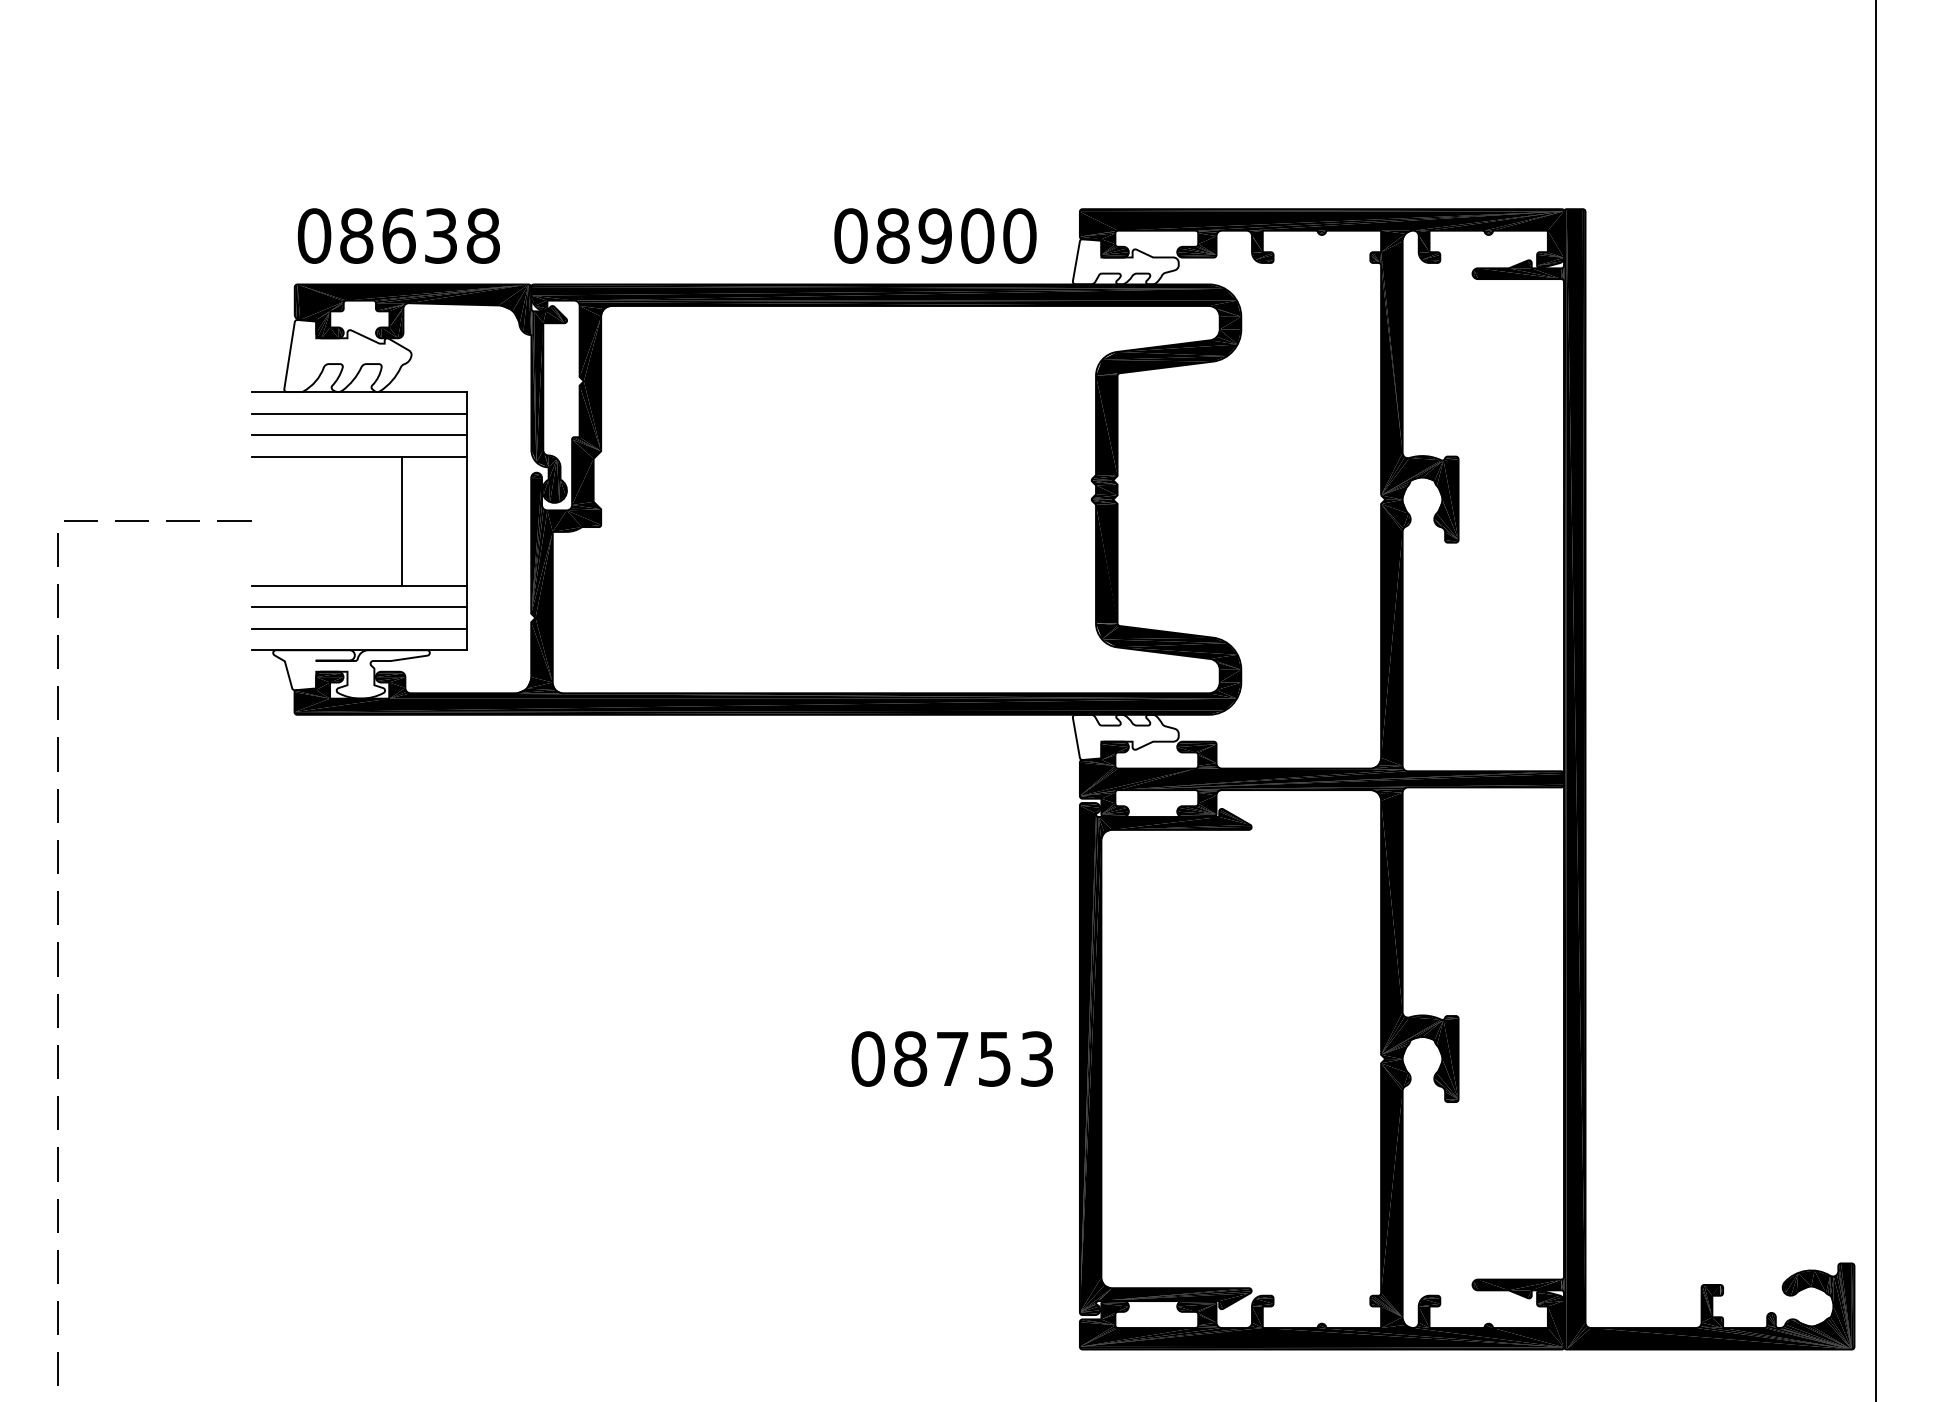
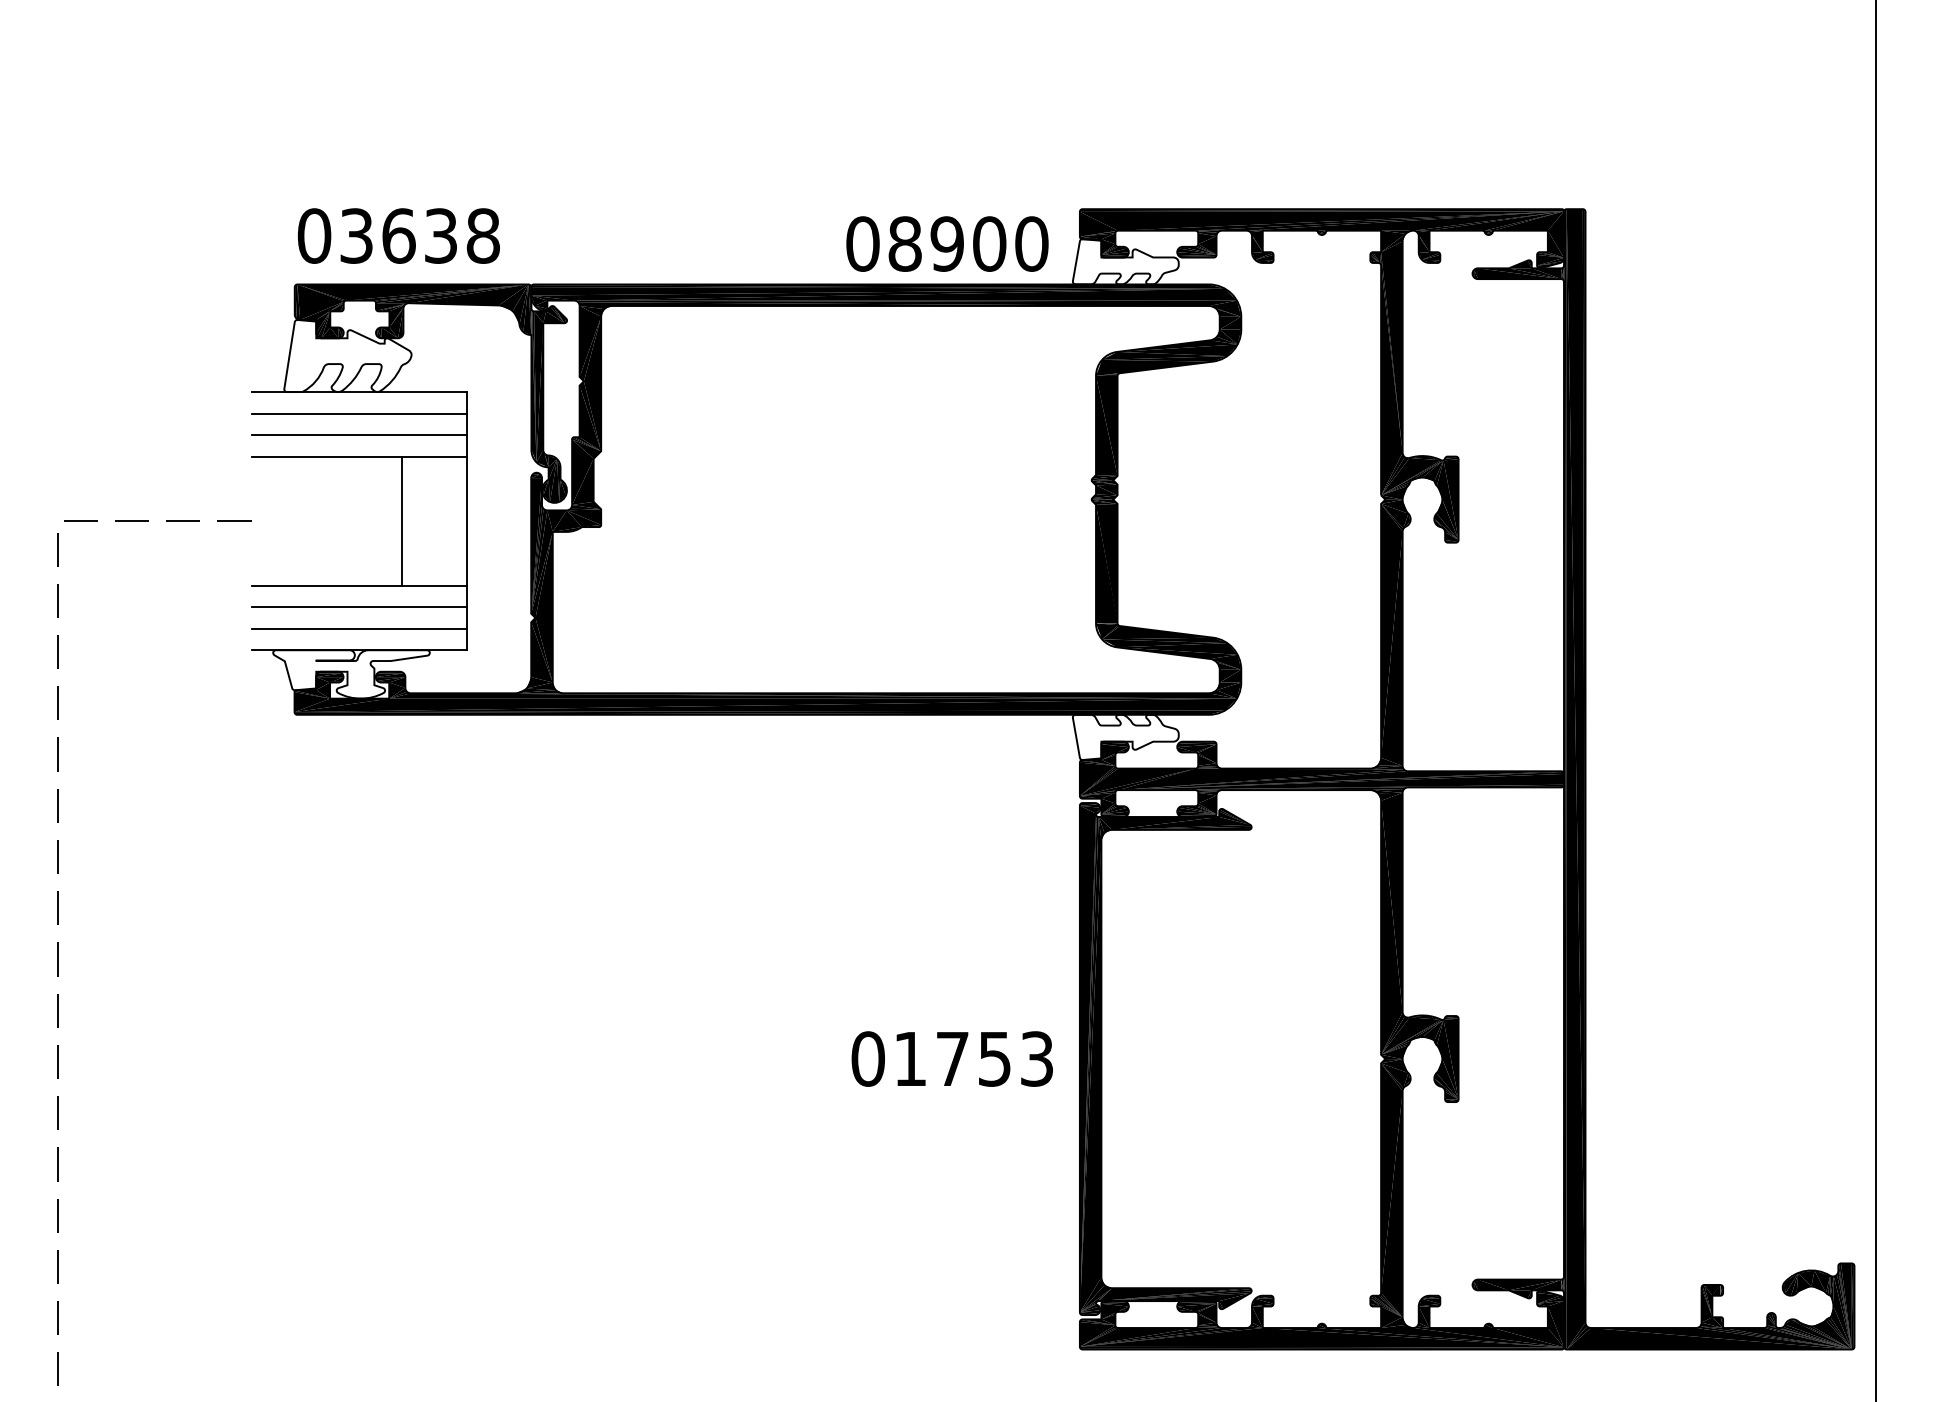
text: 08638 -> 03638 (356, 235)
text position: (935, 235) -> (947, 243) (947, 243)
text: 08753 -> 01753 (910, 1058)
